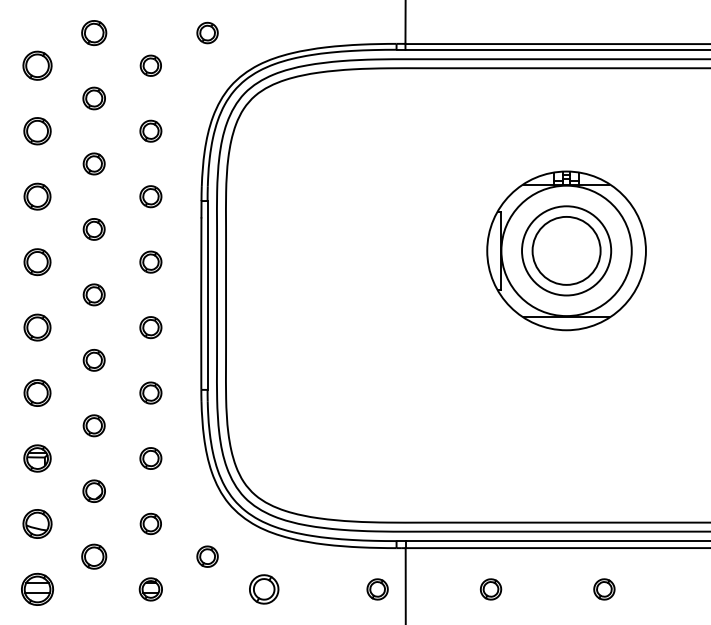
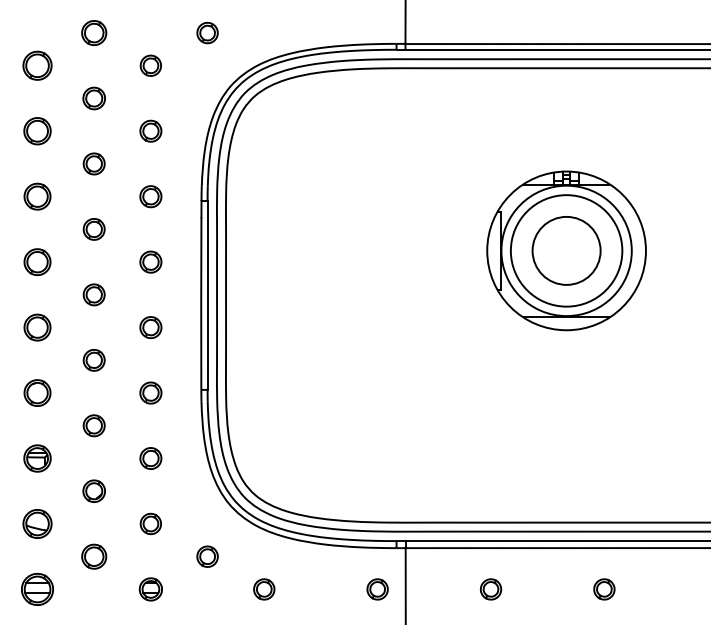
circle diameter: 89 px -> 111 px (566, 250)
part size: 31x31 px -> 23x23 px (264, 589)
